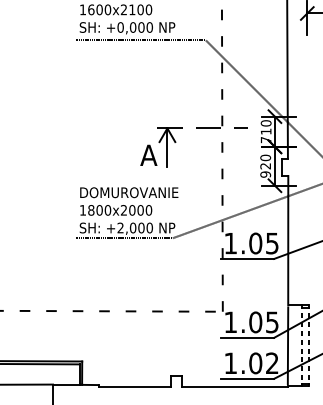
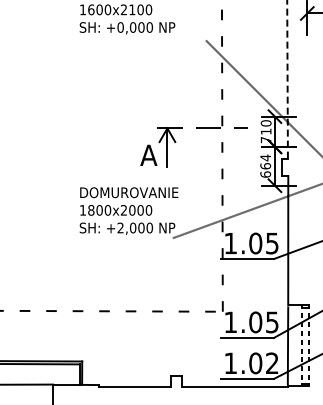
line: present -> none (140, 40)
line: solid -> dashed (287, 78)
text: 920 -> 664 (265, 165)
line: present -> none (123, 238)
